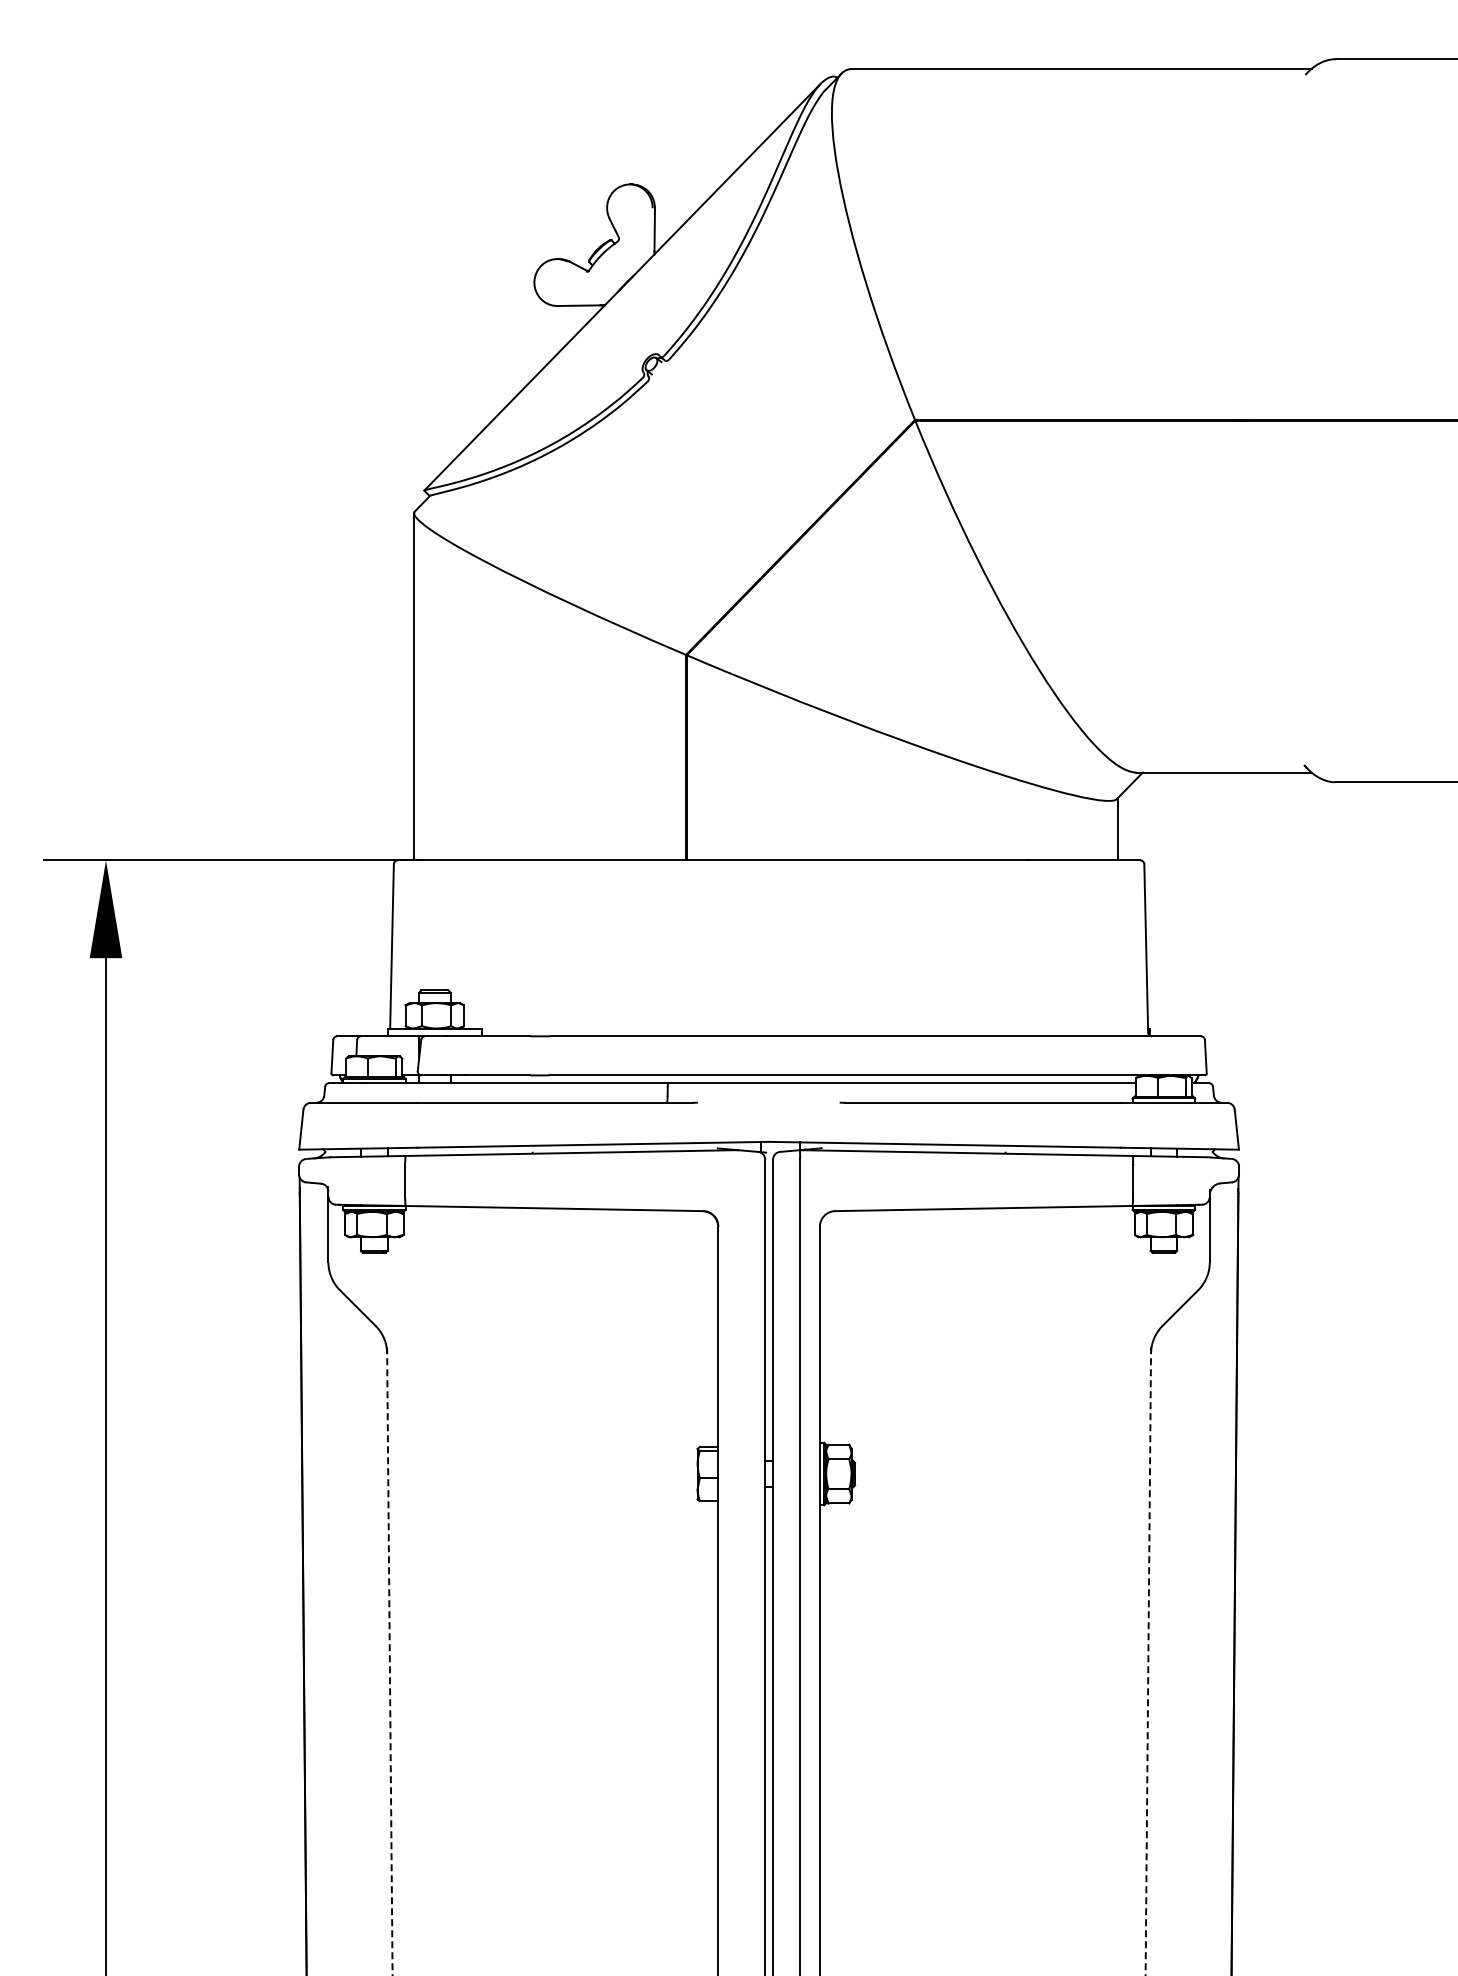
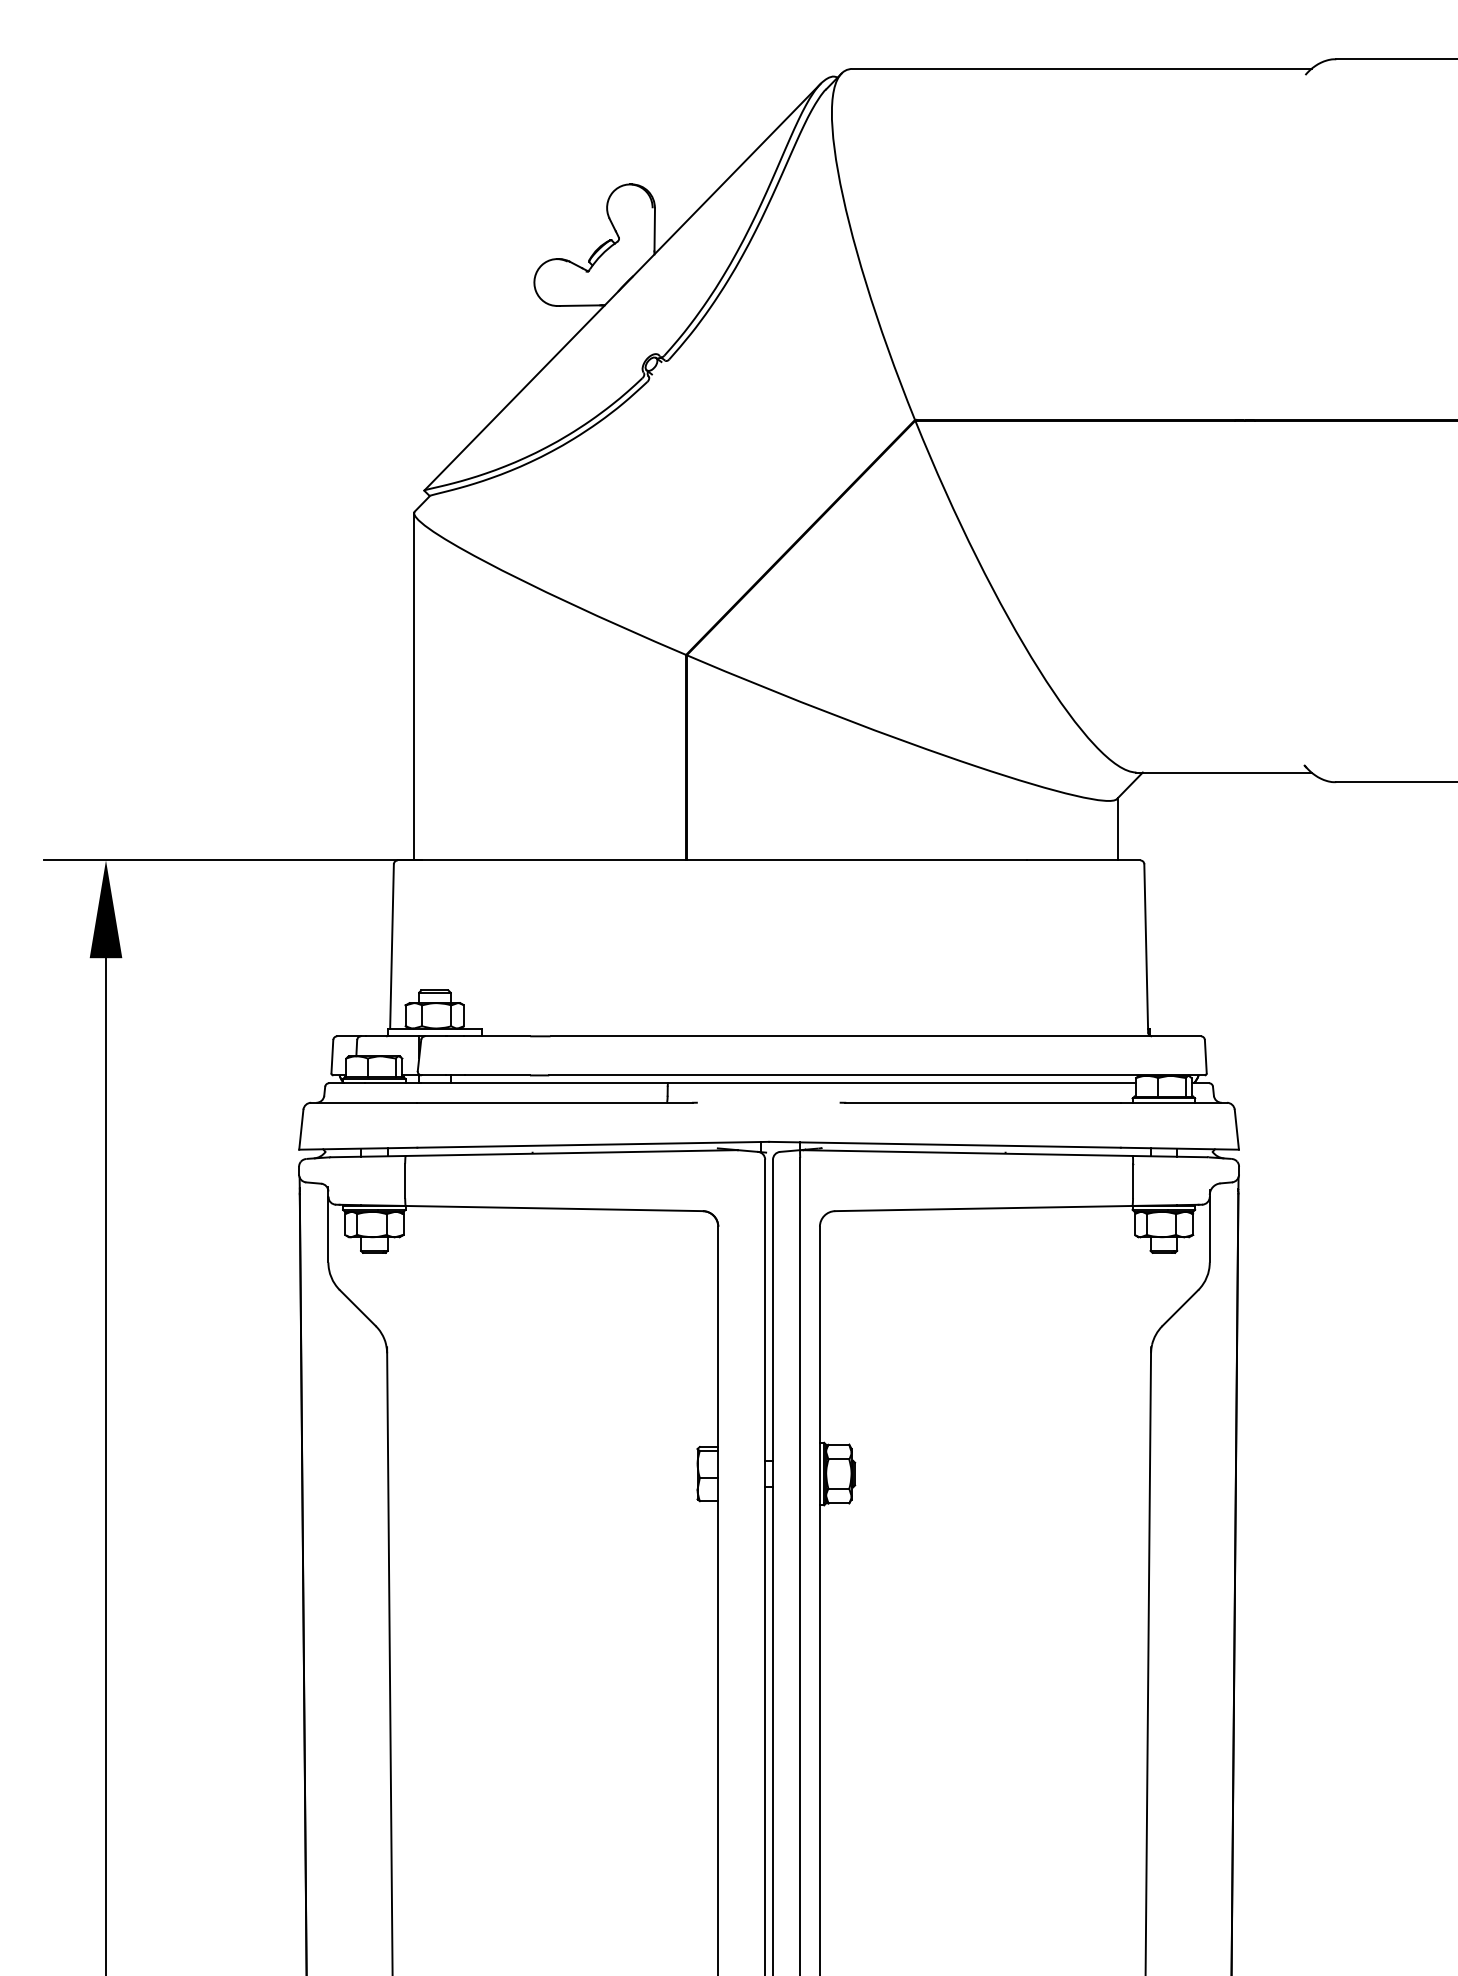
line: dashed -> solid (389, 1661)
line: dashed -> solid (1148, 1661)
